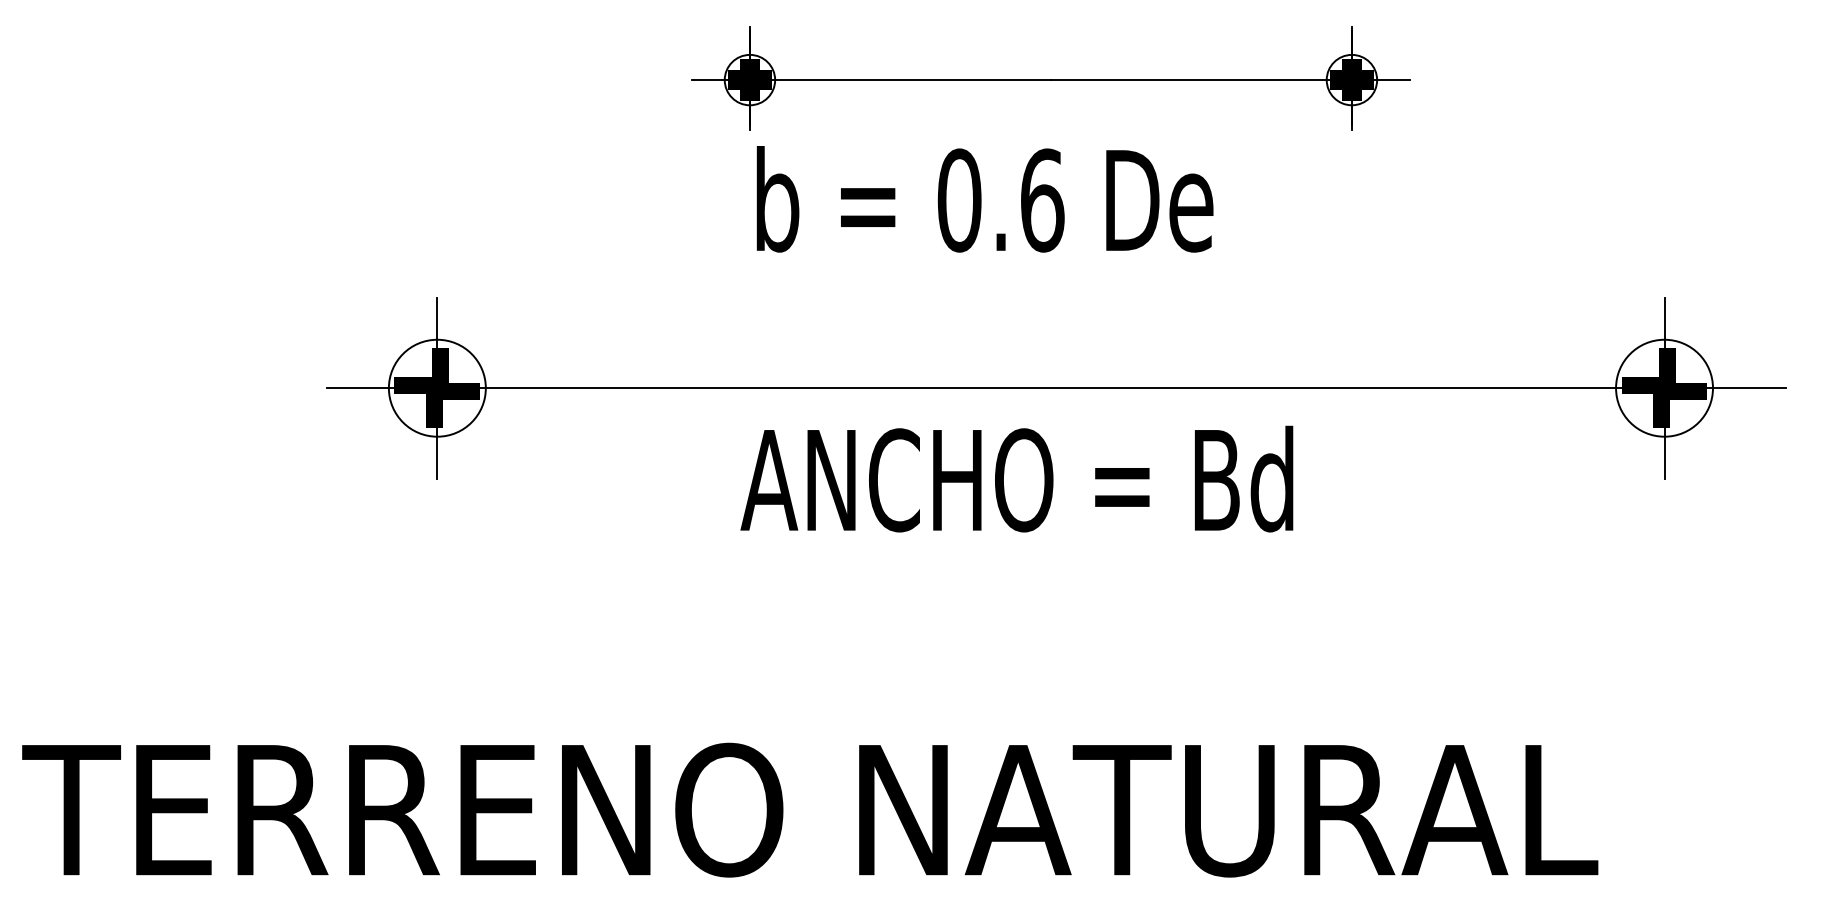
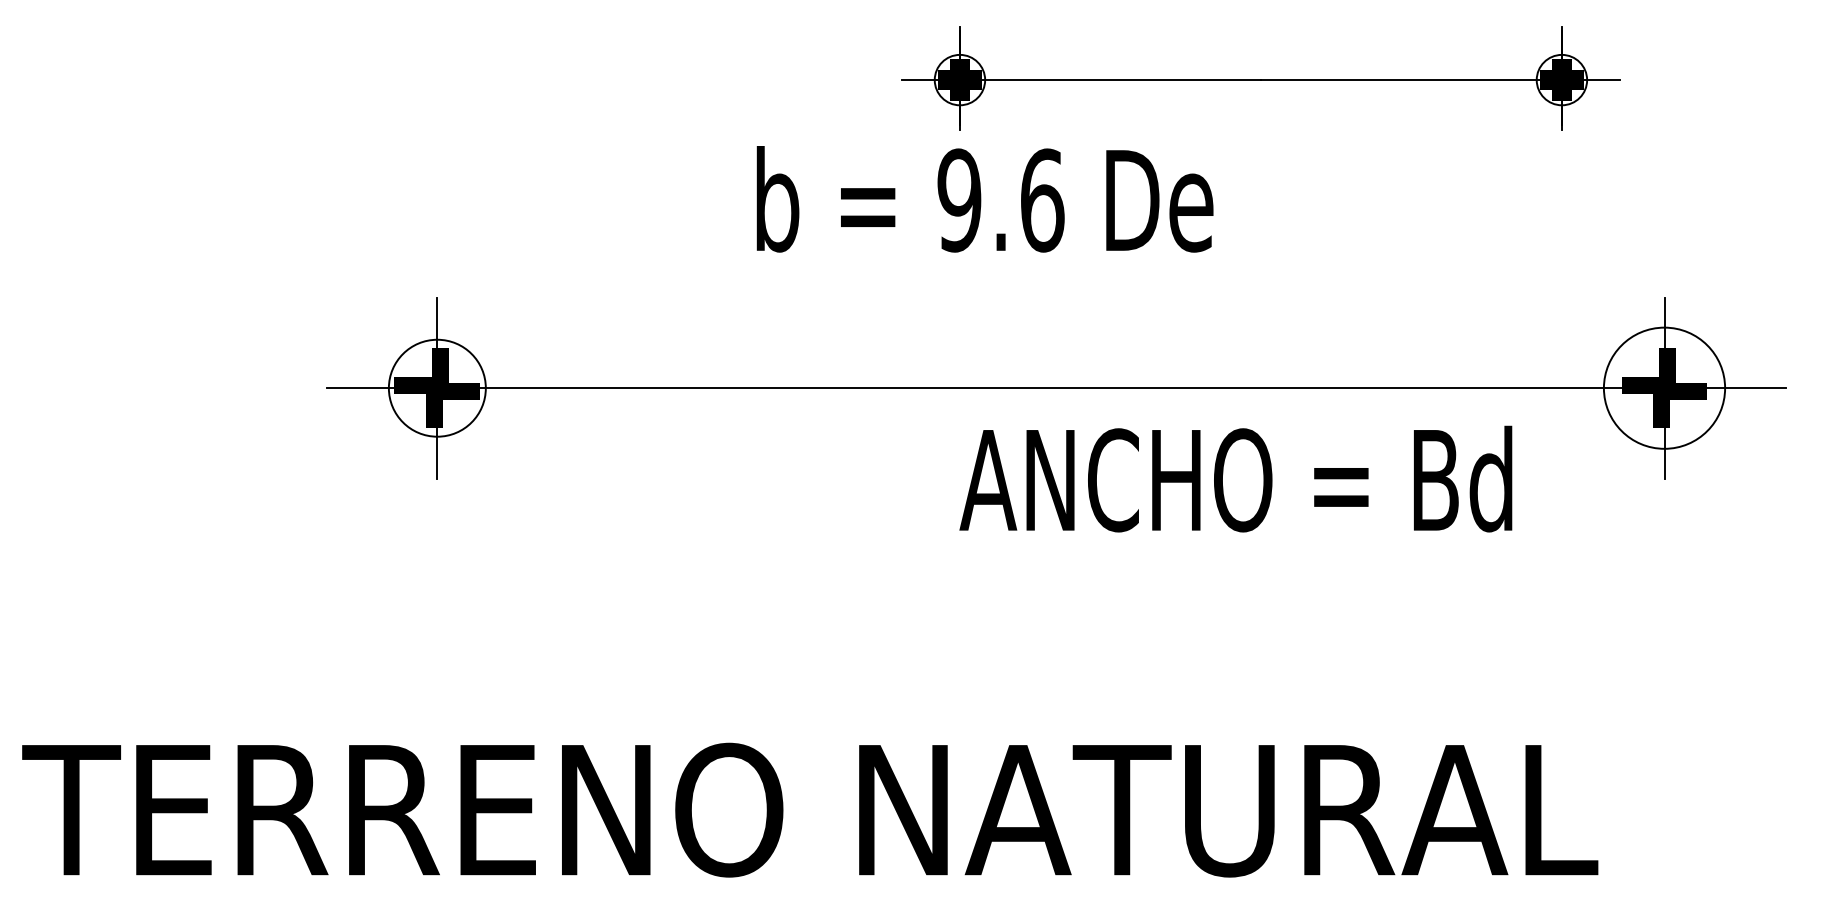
part position: (1050, 78) -> (1260, 78) (1260, 78)
text: 0.6 -> 9.6 (959, 200)
circle diameter: 97 px -> 121 px (1664, 387)
text position: (1016, 478) -> (1235, 478) (1235, 478)
